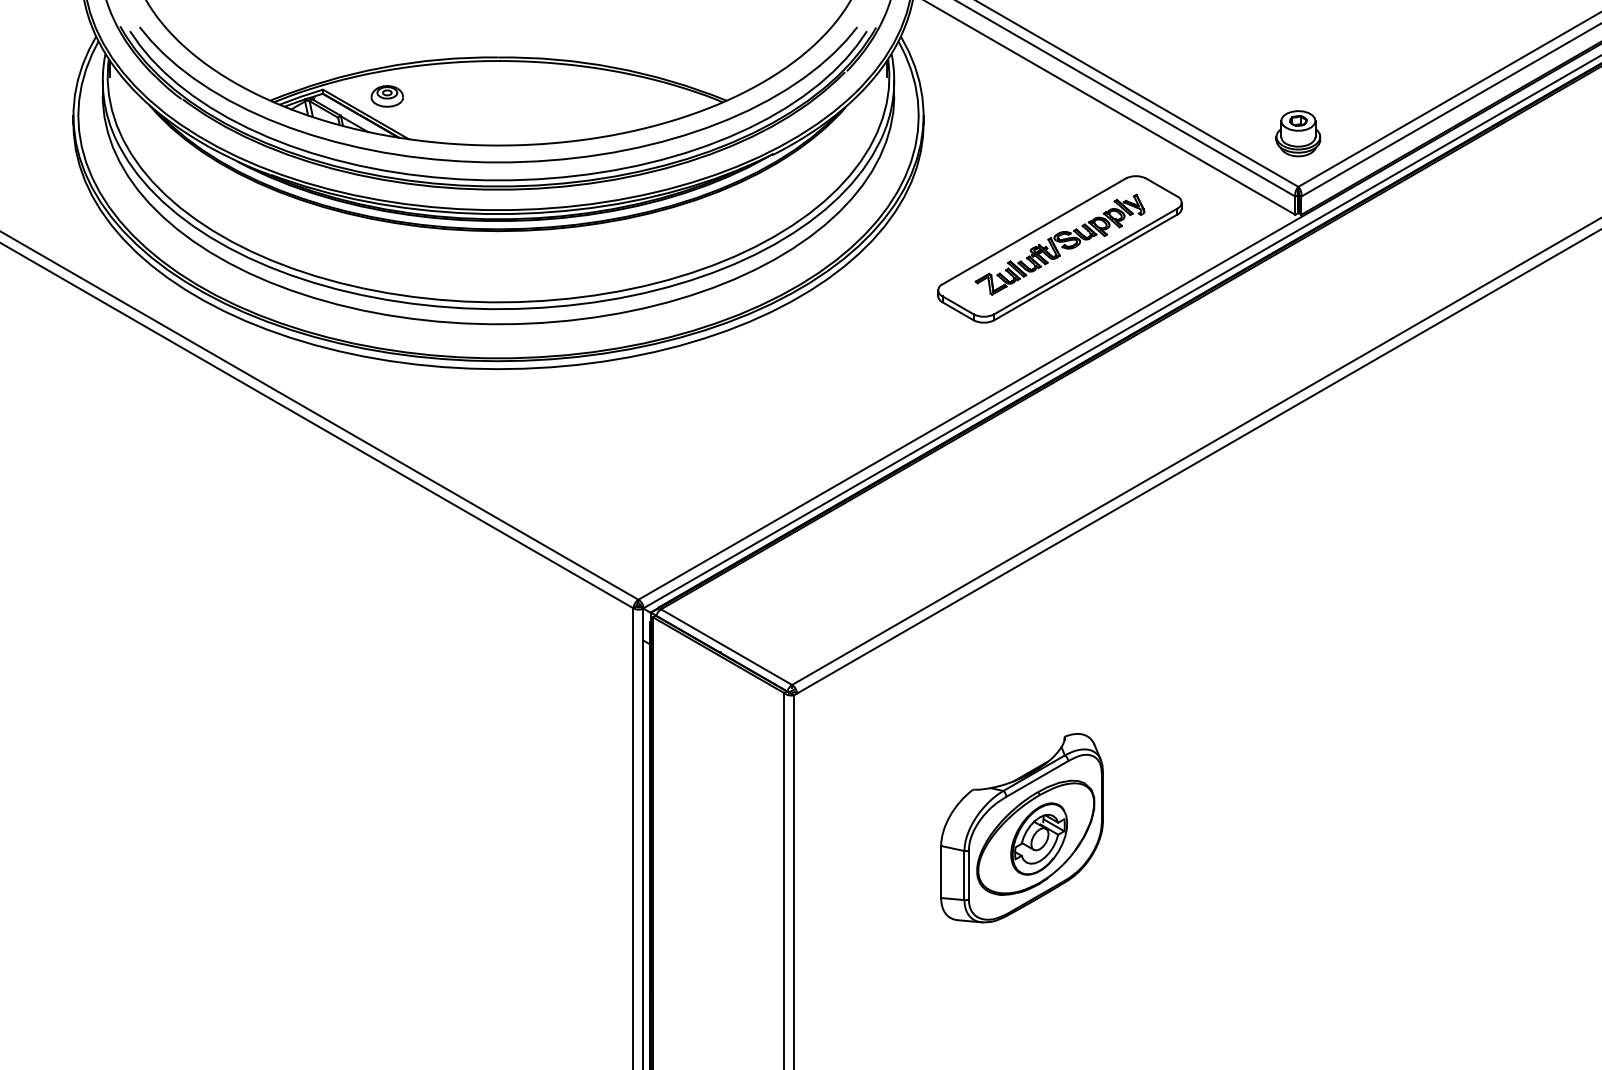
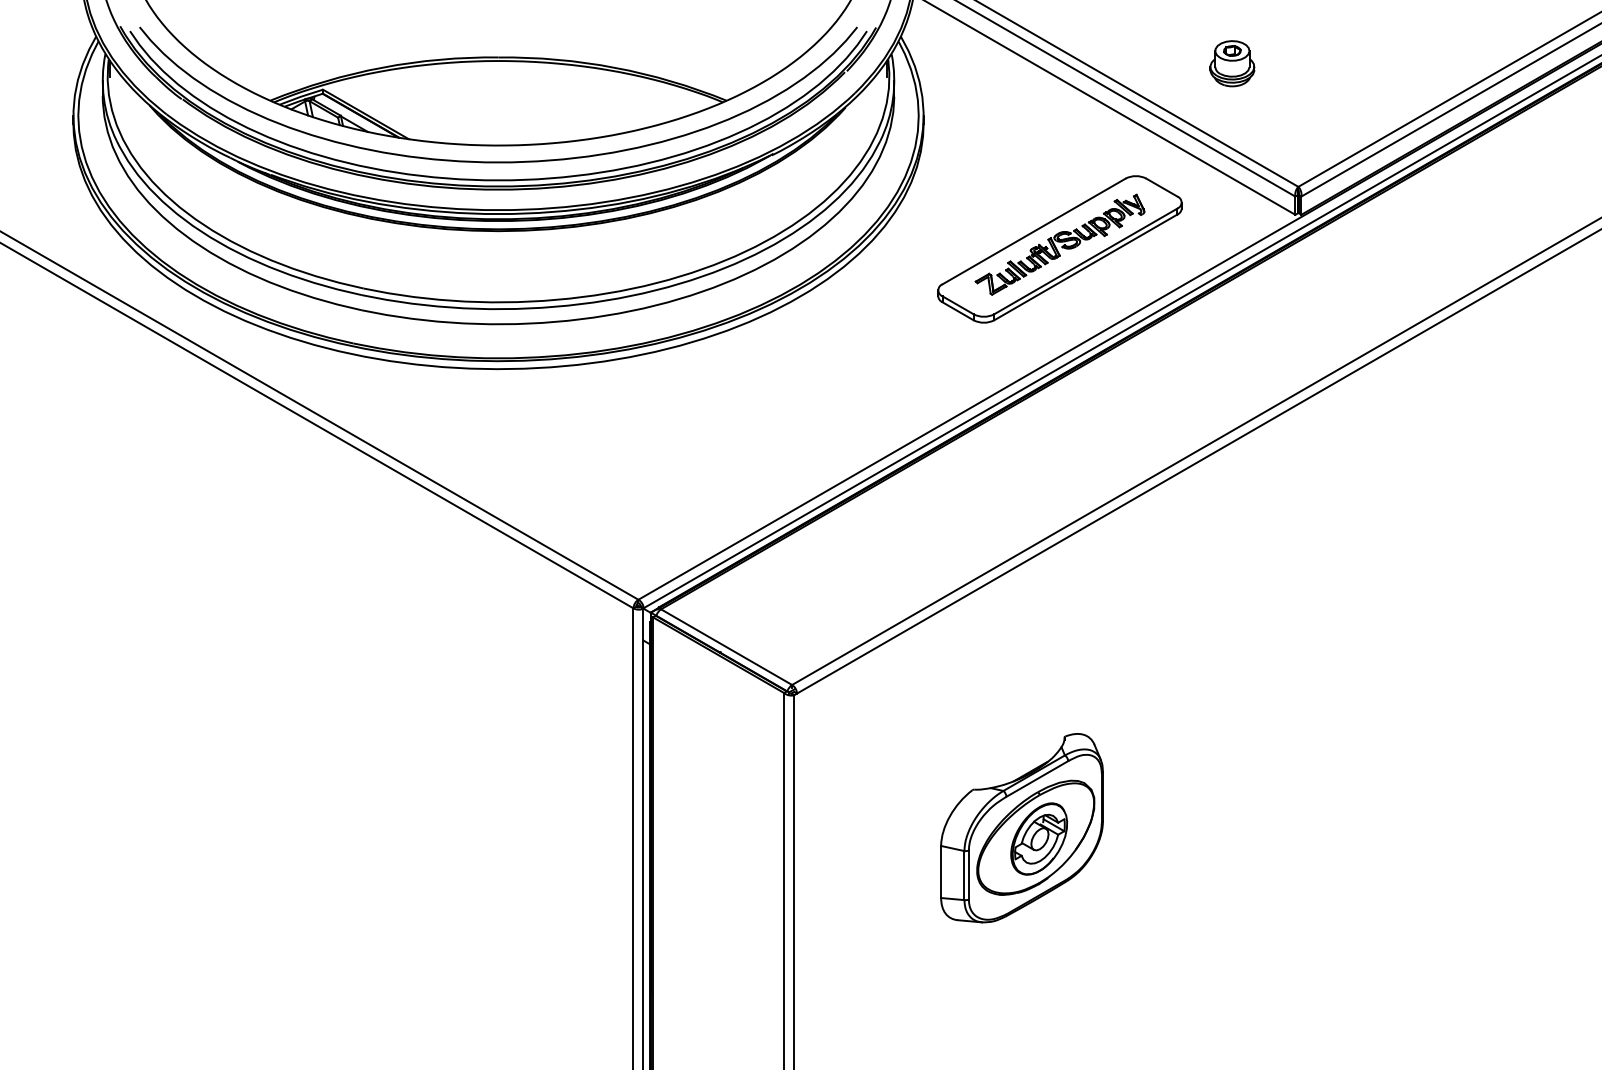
part: present -> none (386, 96)
part position: (1298, 133) -> (1232, 63) (1232, 63)
